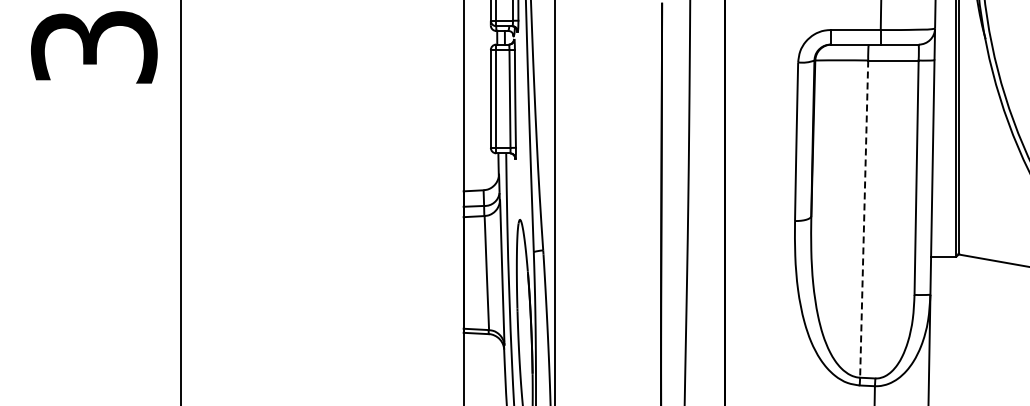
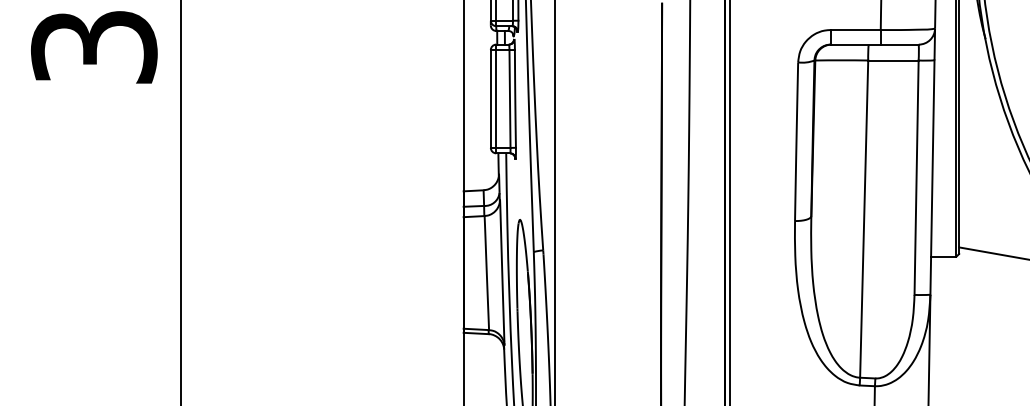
line: none -> present (730, 202)
line: dashed -> solid (864, 219)
line position: (992, 260) -> (992, 253) (992, 253)
